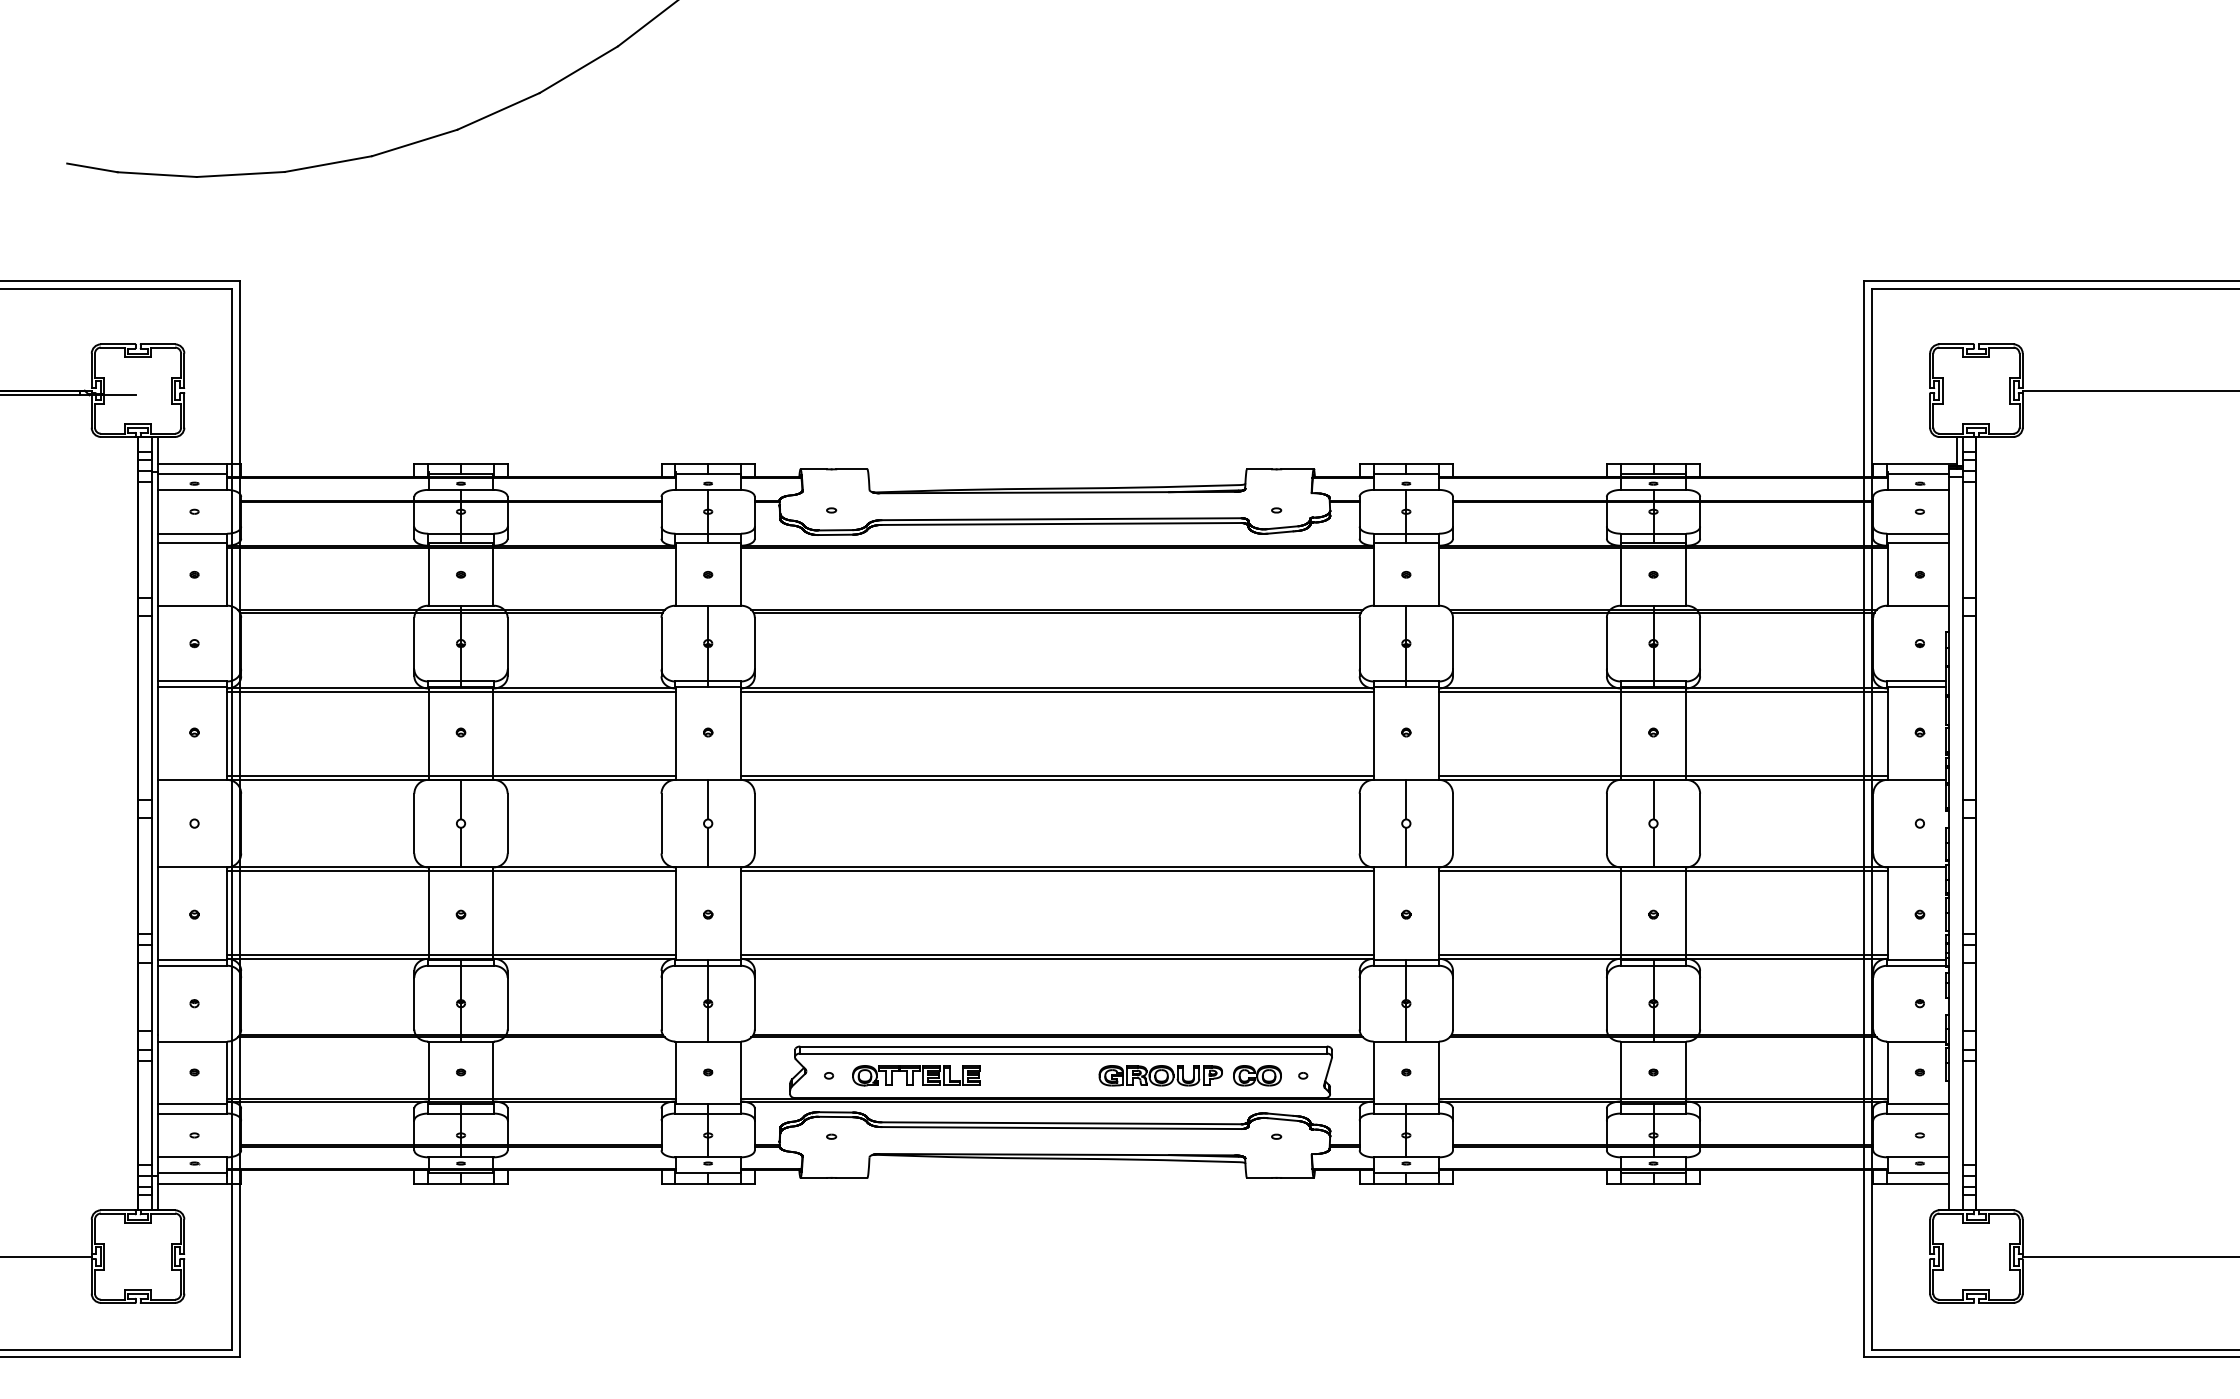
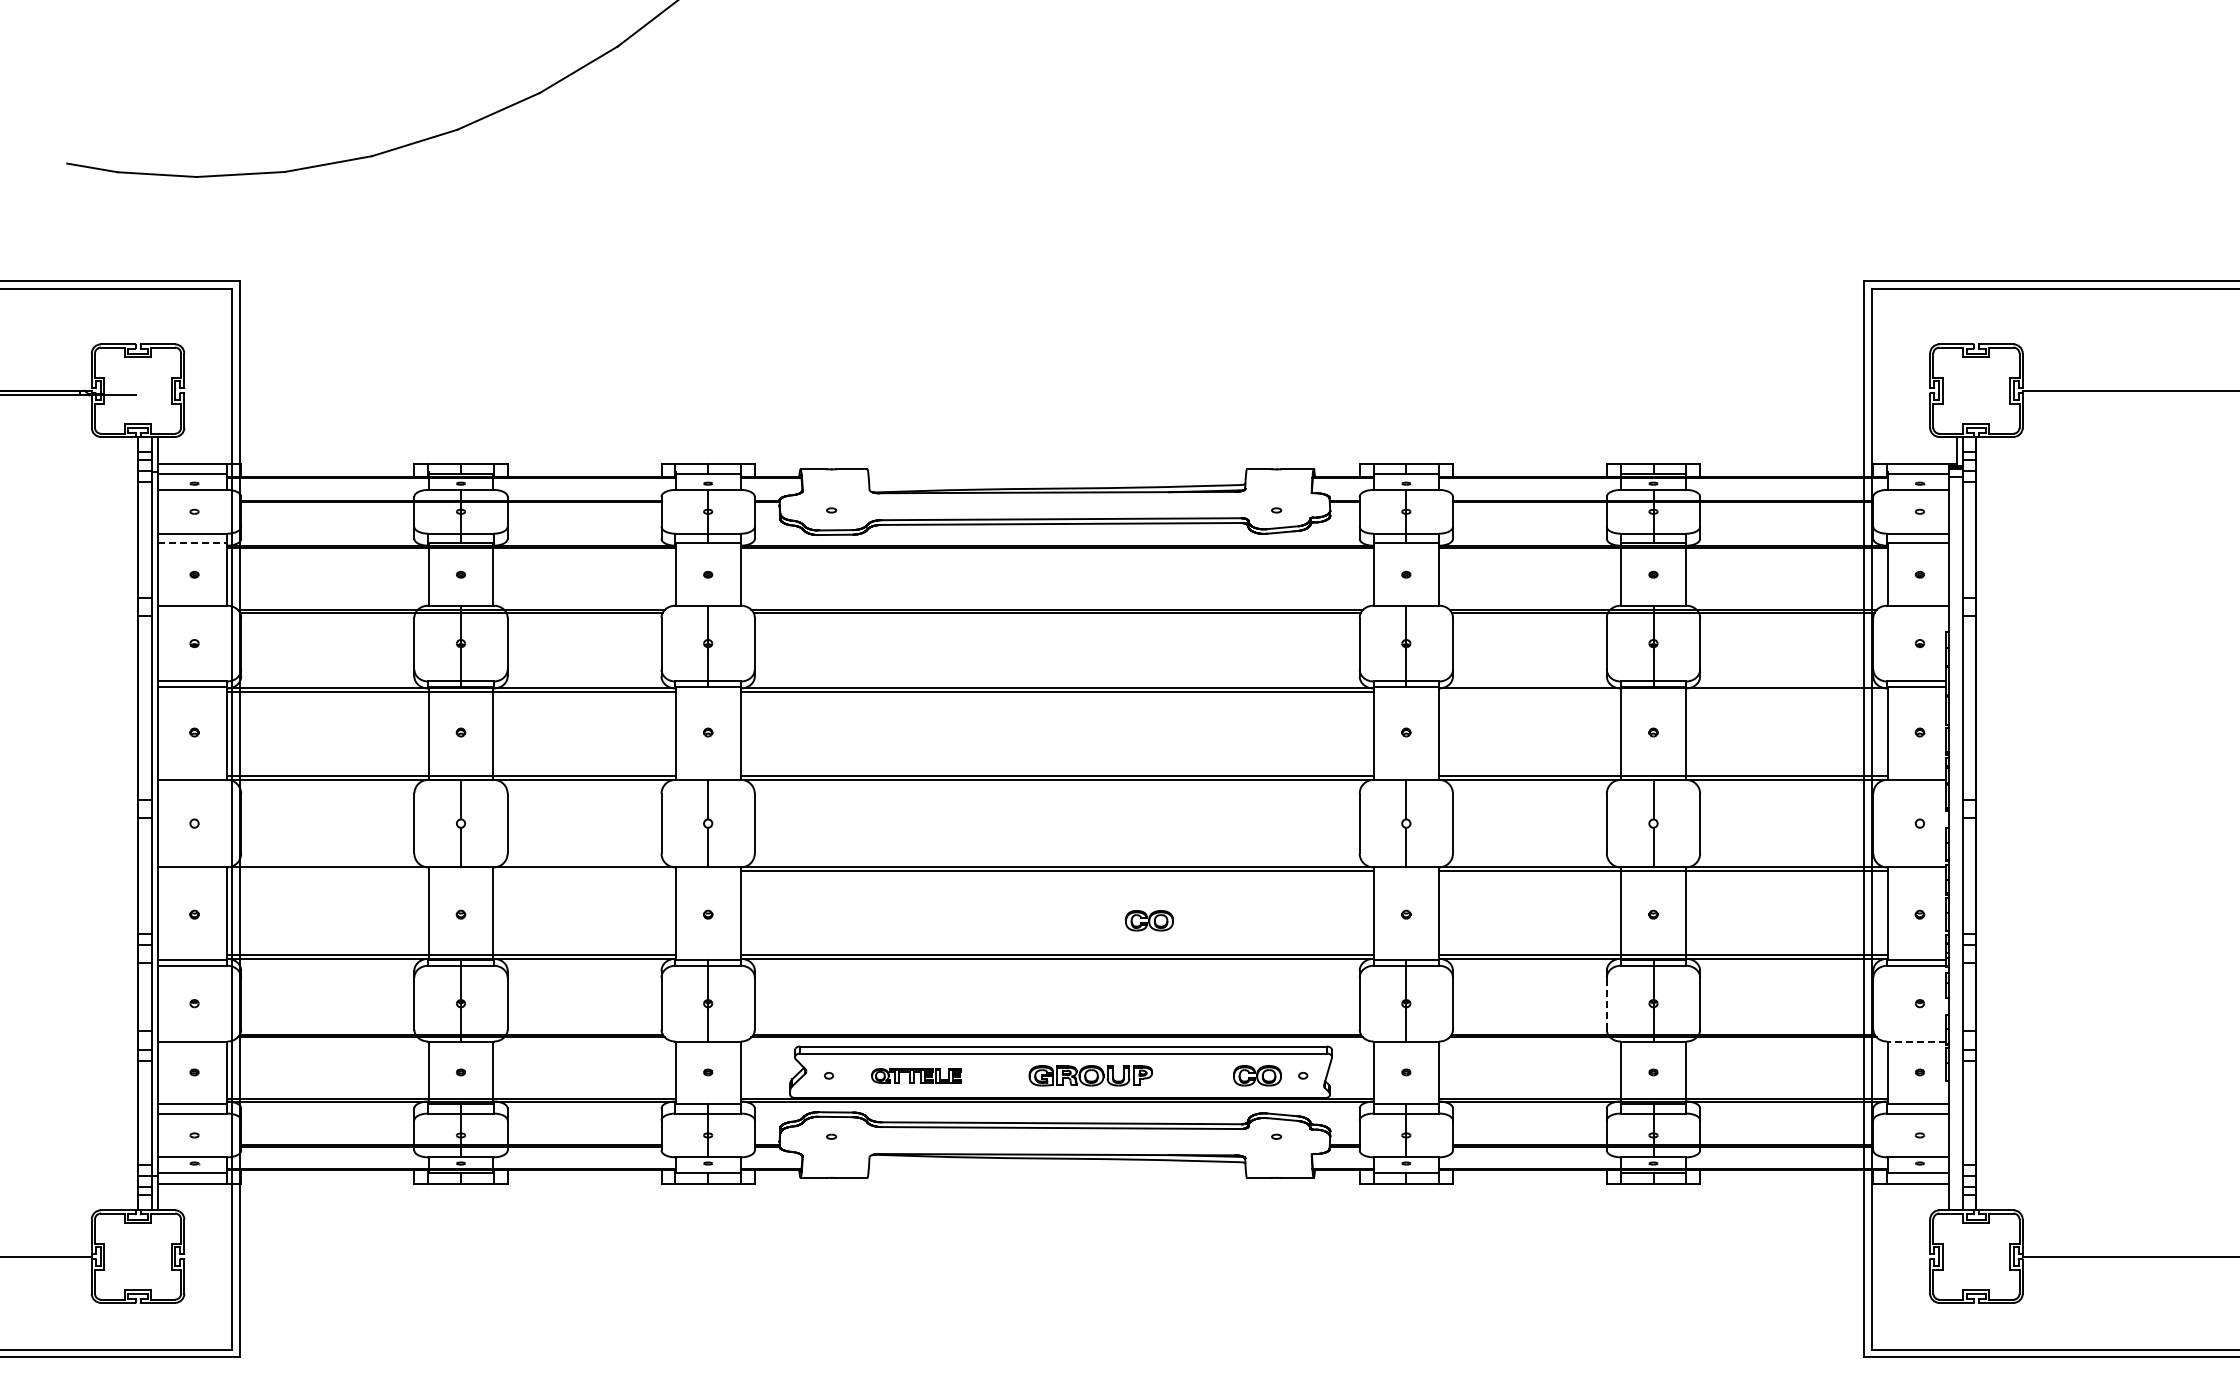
line: solid -> dashed (192, 543)
line: present -> none (1662, 691)
line: present -> none (450, 870)
part: none -> present (1149, 920)
line: solid -> dashed (1606, 1003)
line: solid -> dashed (1916, 1041)
part size: 129x22 px -> 91x16 px (916, 1075)
part position: (1160, 1075) -> (1090, 1075) (1090, 1075)
